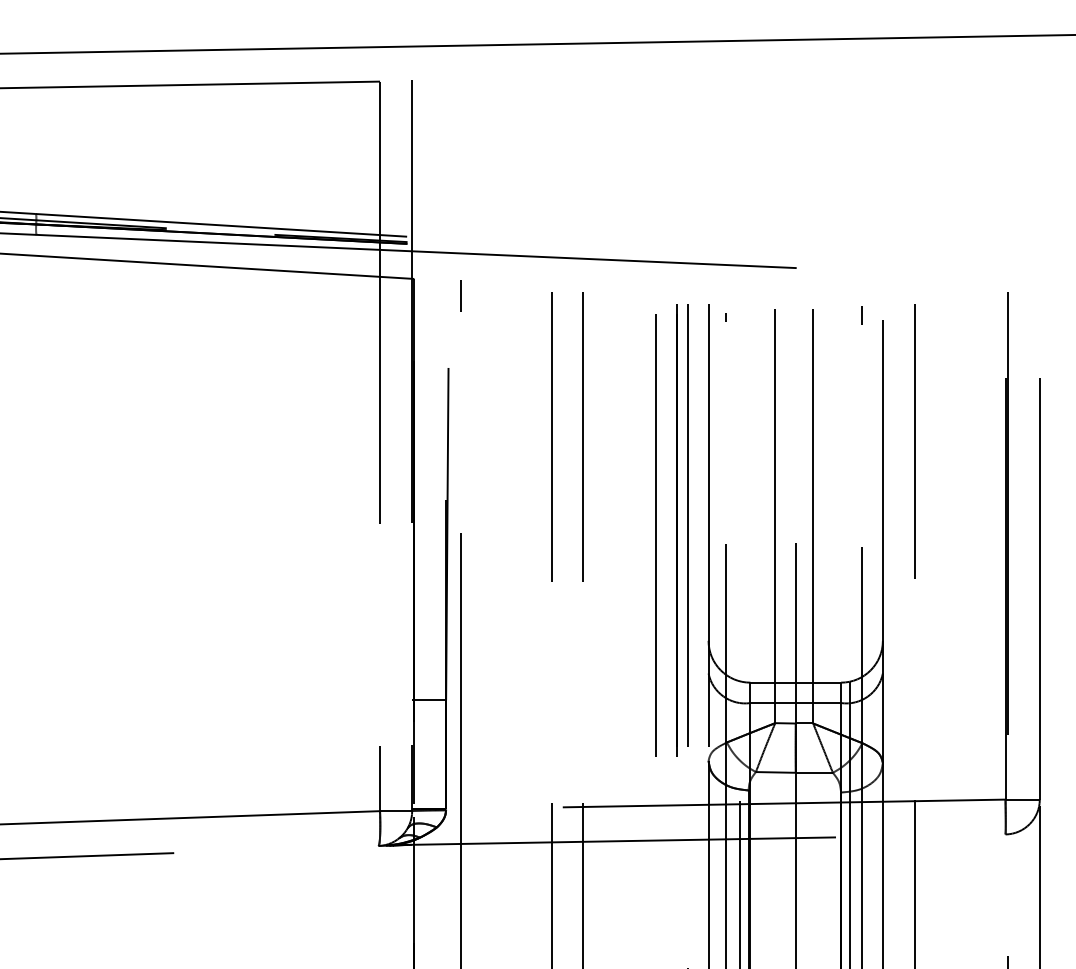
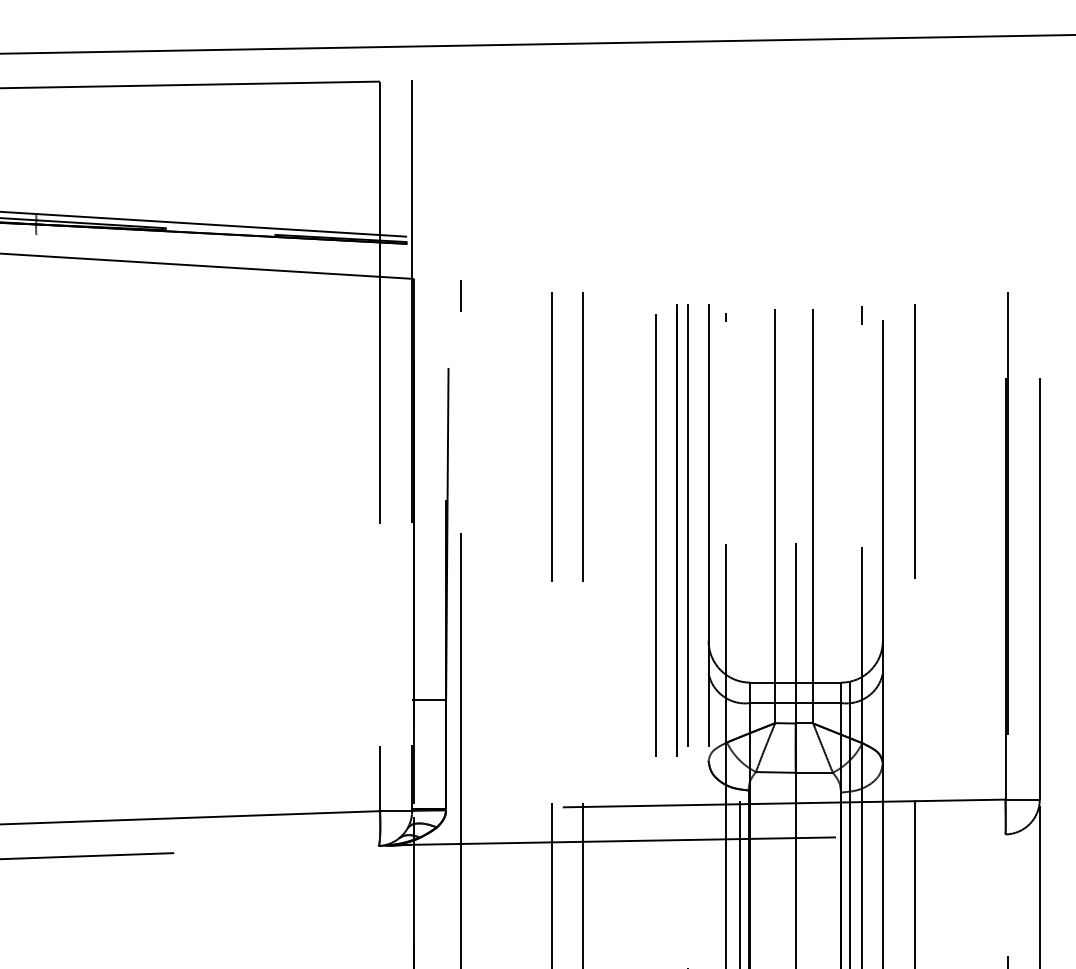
line: present -> none (398, 250)
line: present -> none (708, 862)
